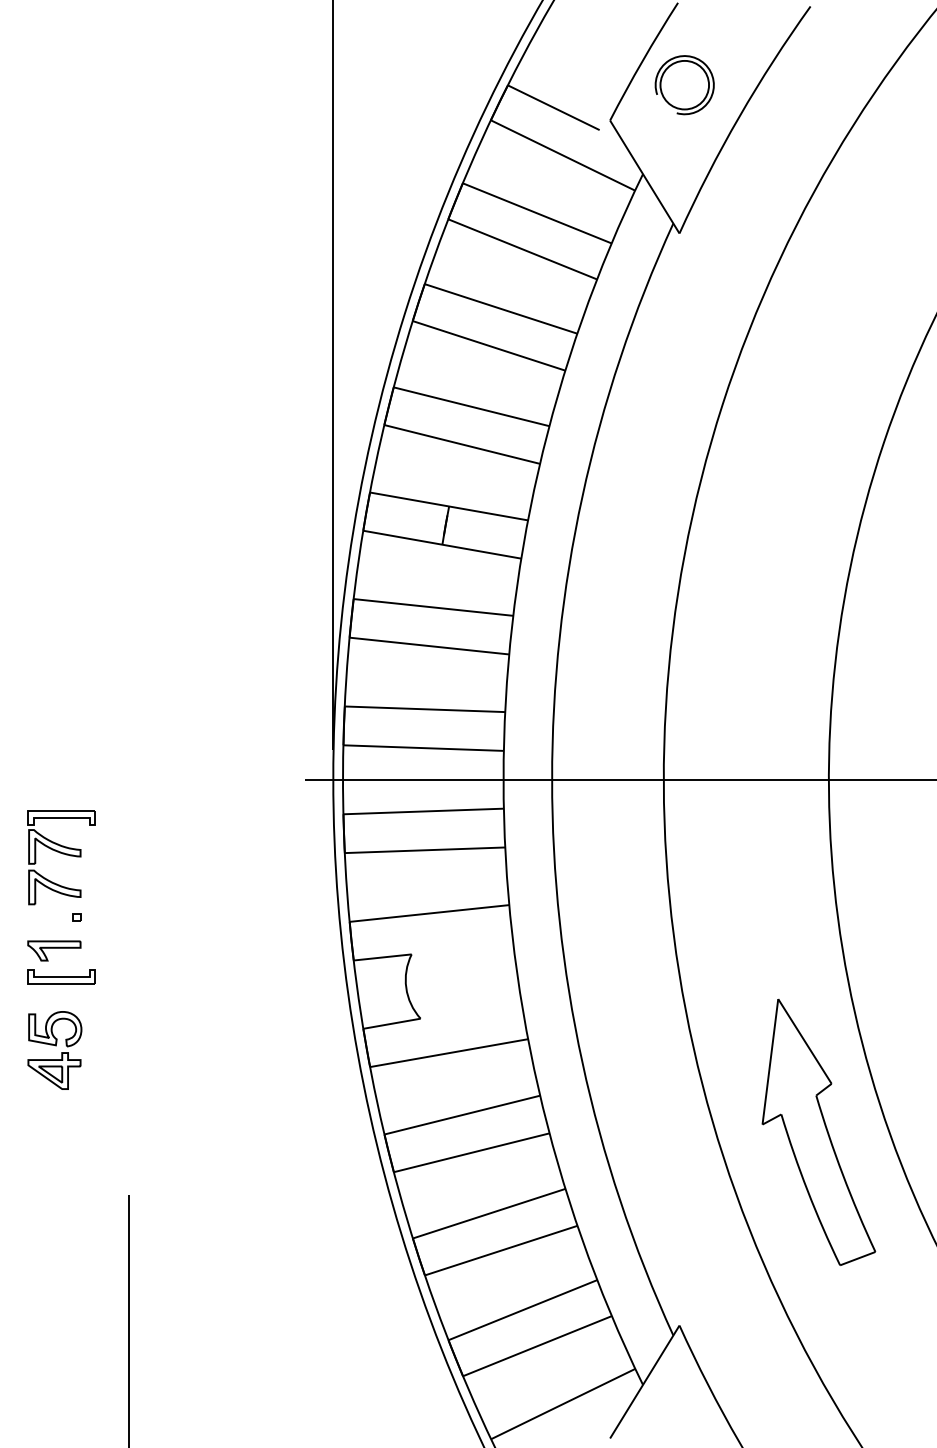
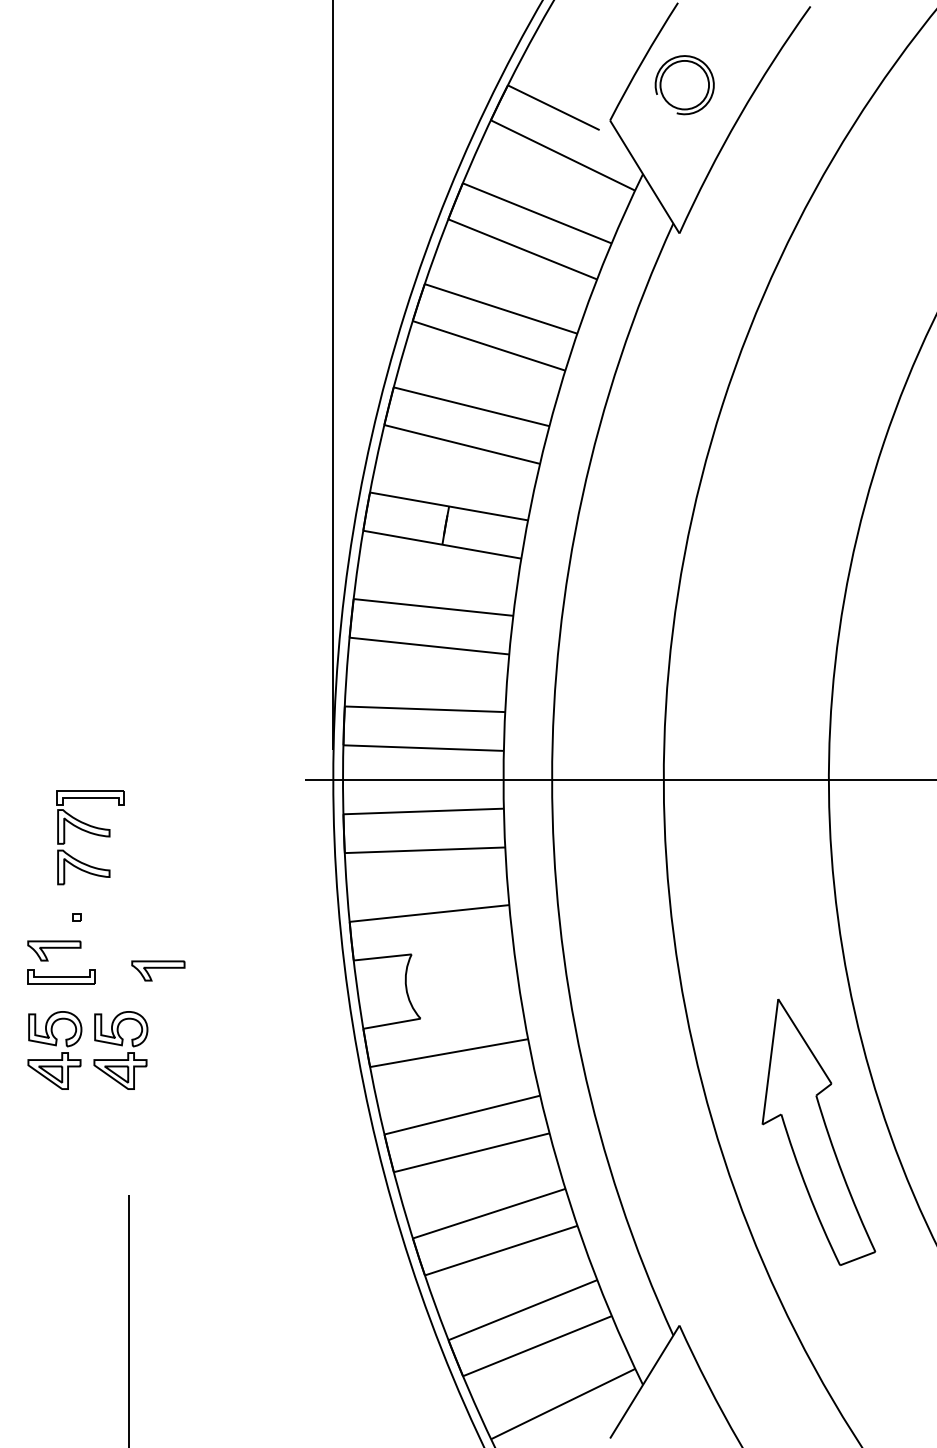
part position: (61, 857) -> (90, 837) (90, 837)
part: none -> present (158, 970)
part: none -> present (120, 1050)
